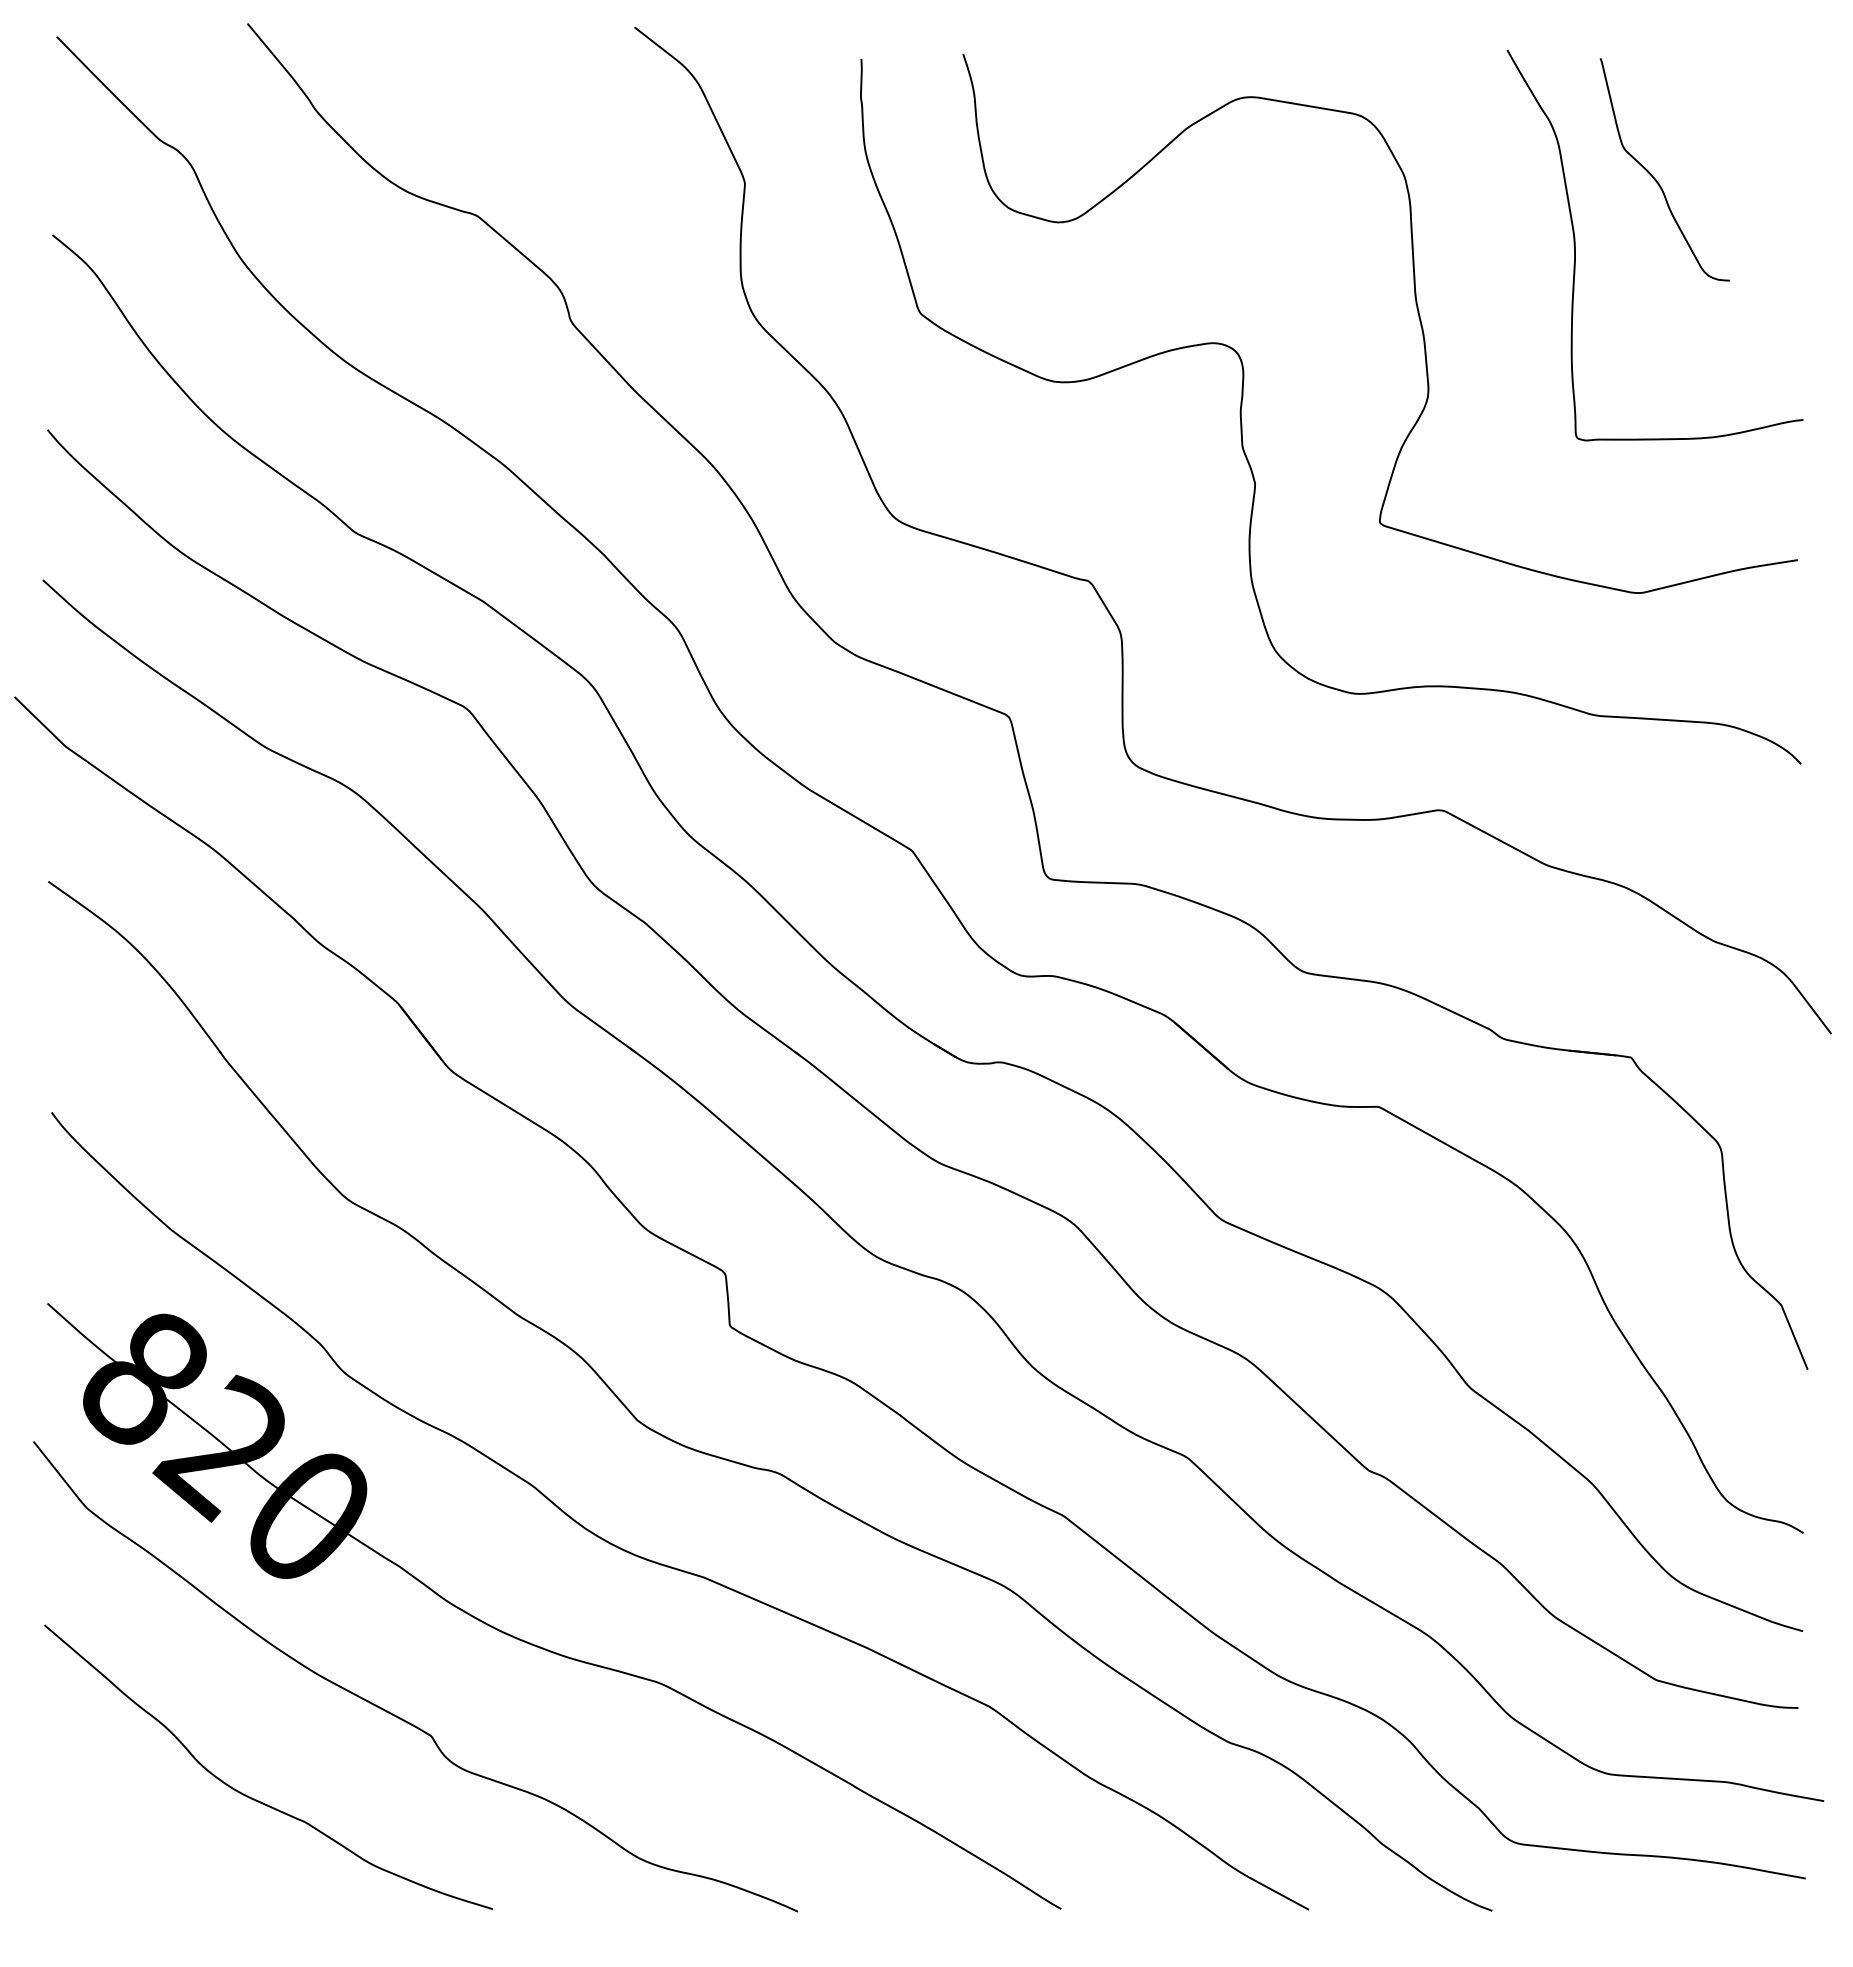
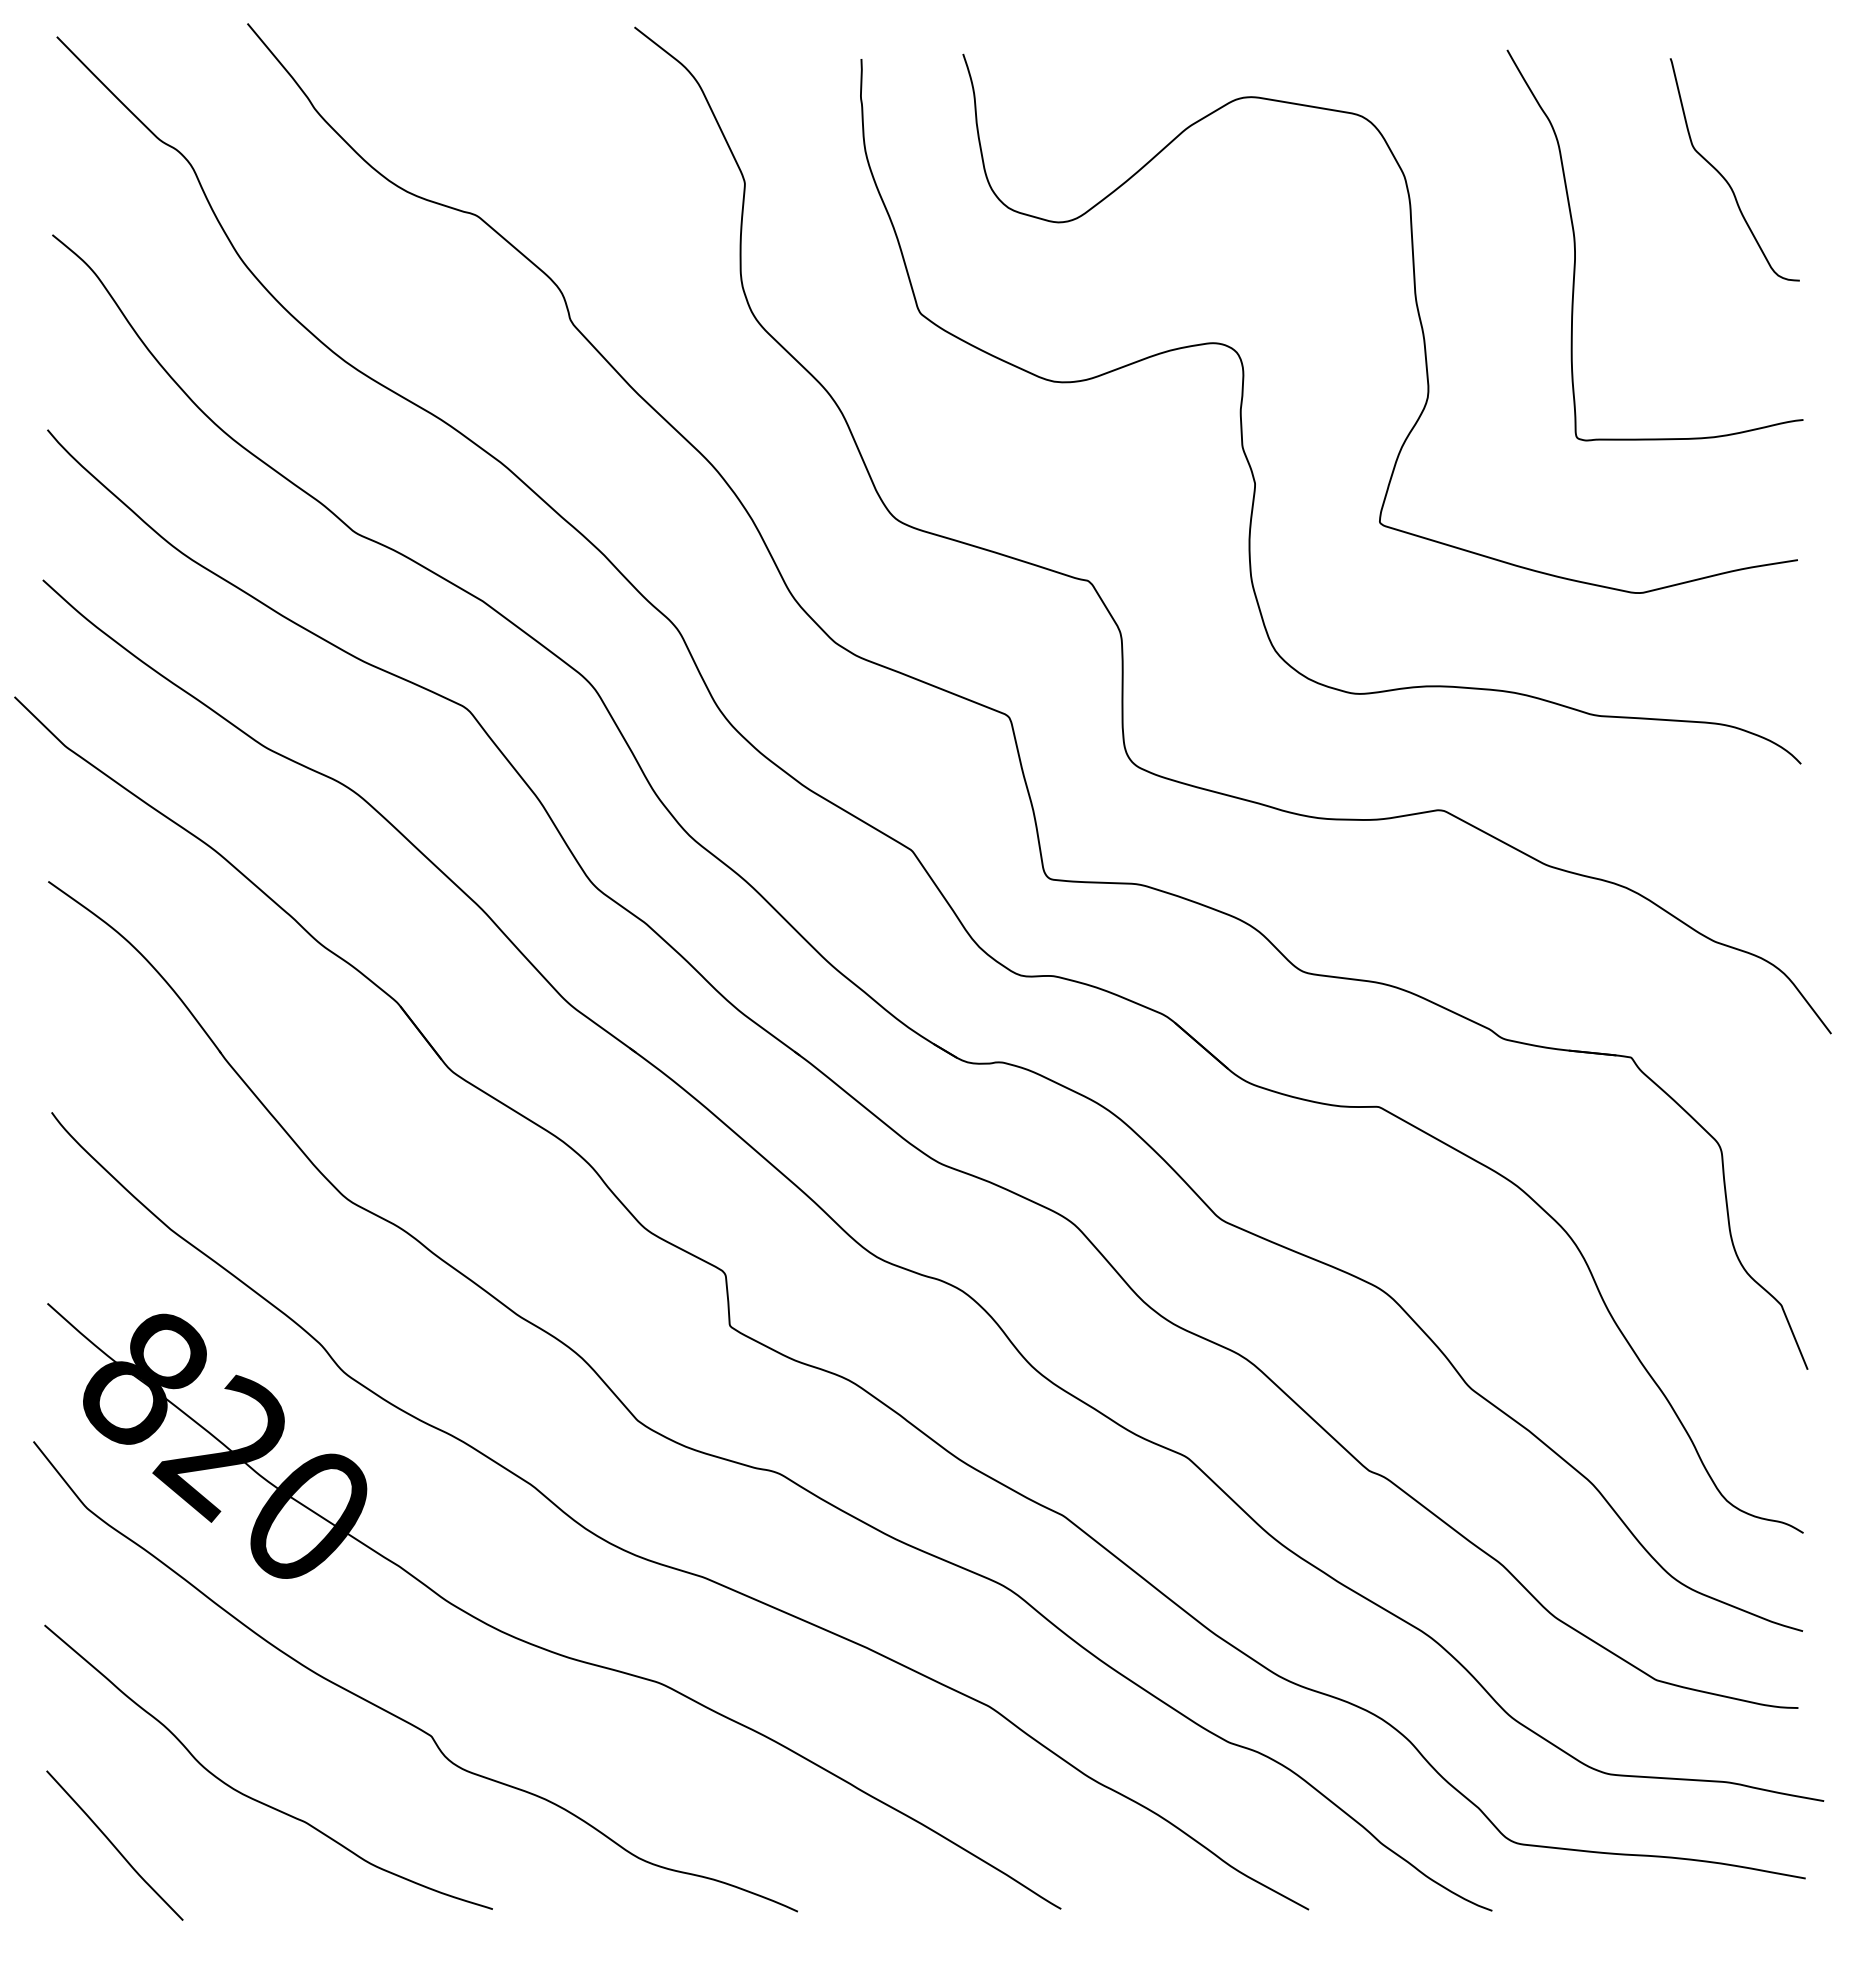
curve position: (1655, 178) -> (1725, 178) (1725, 178)
curve: none -> present (114, 1845)
